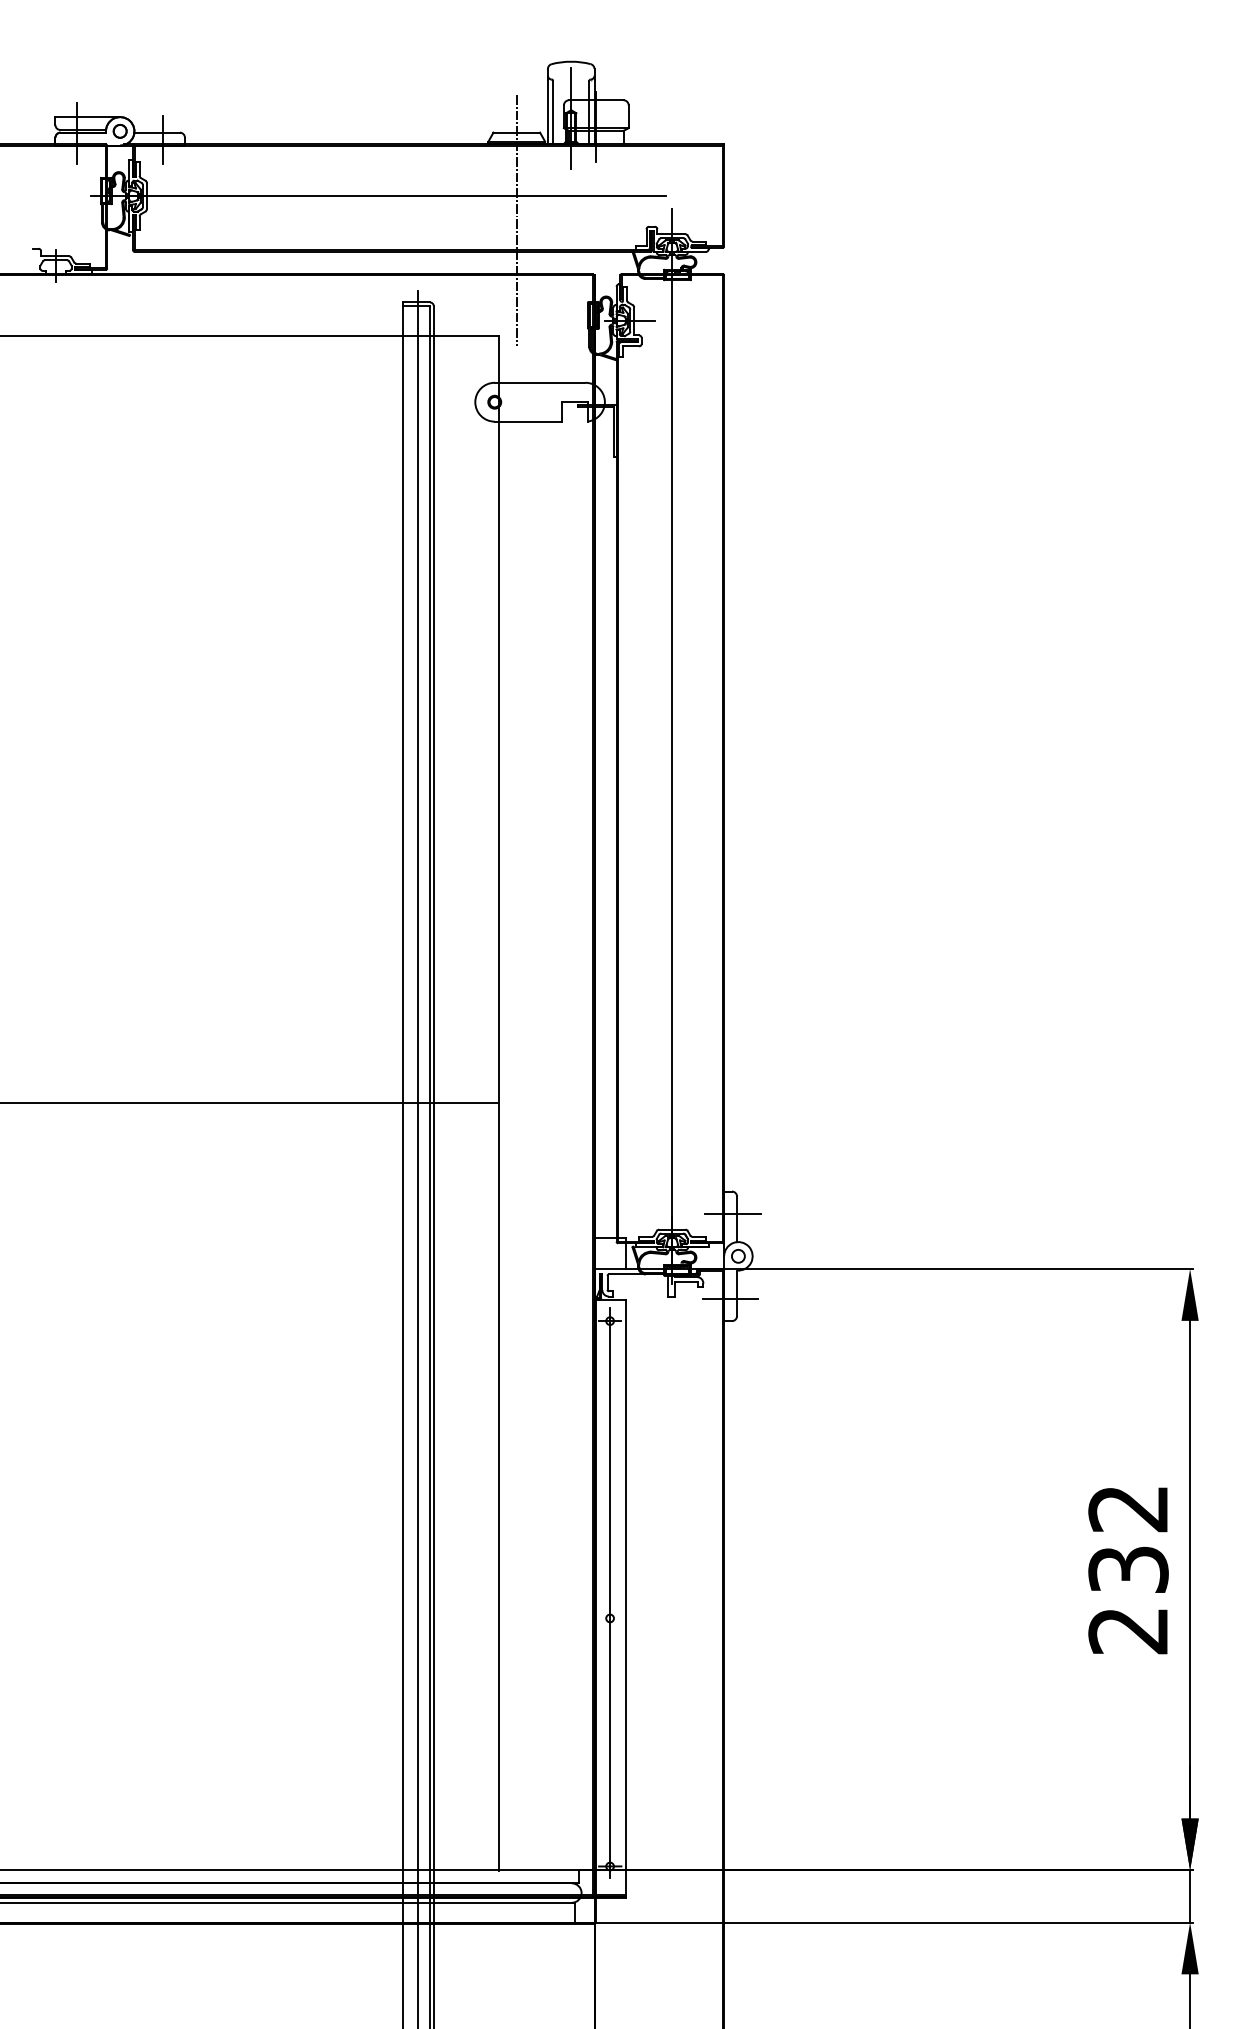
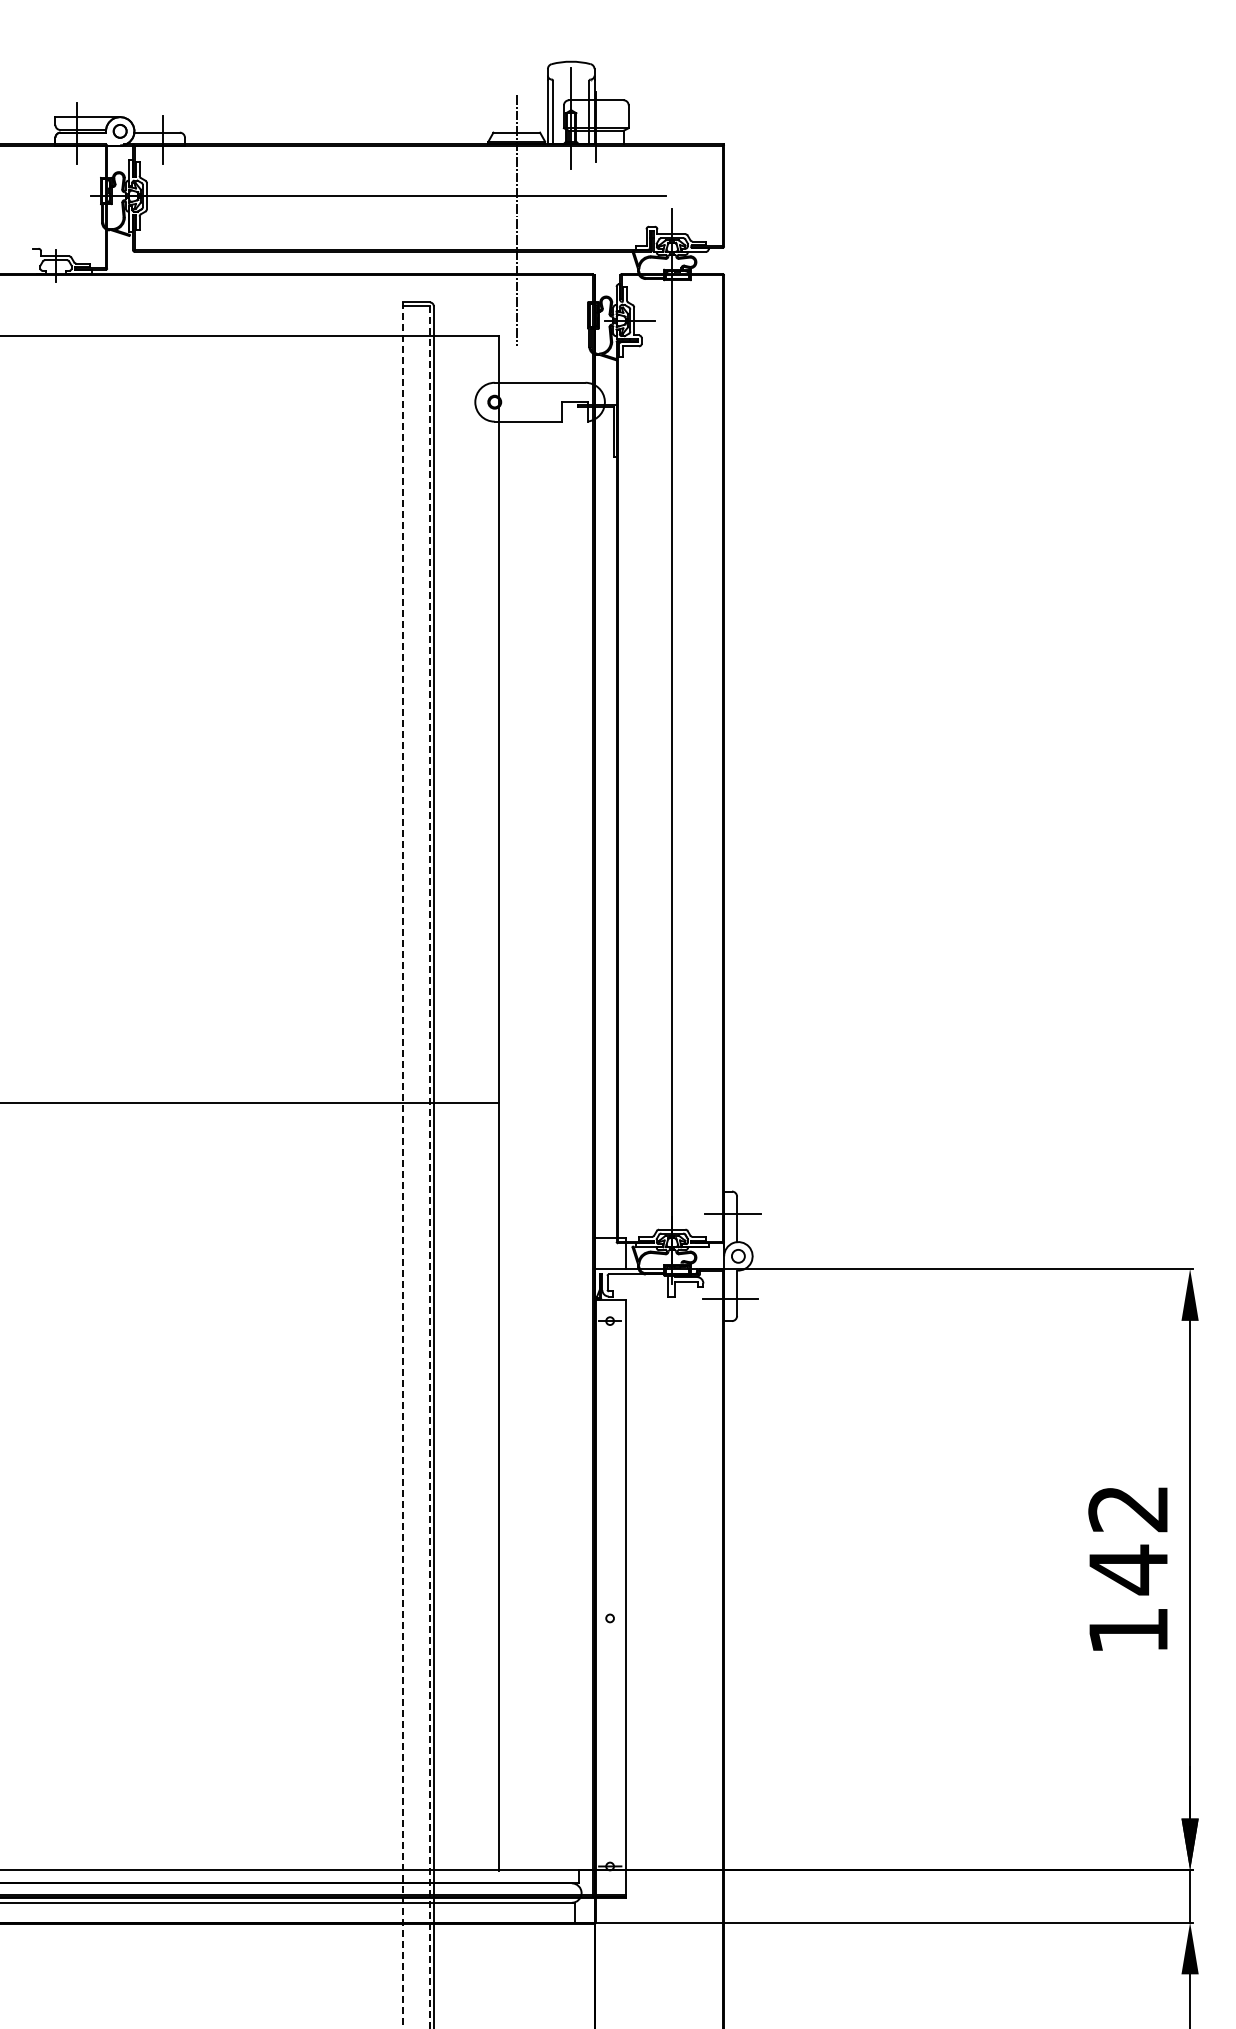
line: present -> none (418, 1158)
line: solid -> dashed (402, 1166)
line: solid -> dashed (429, 1168)
line: present -> none (610, 1592)
text: 232 -> 142 (1128, 1599)
